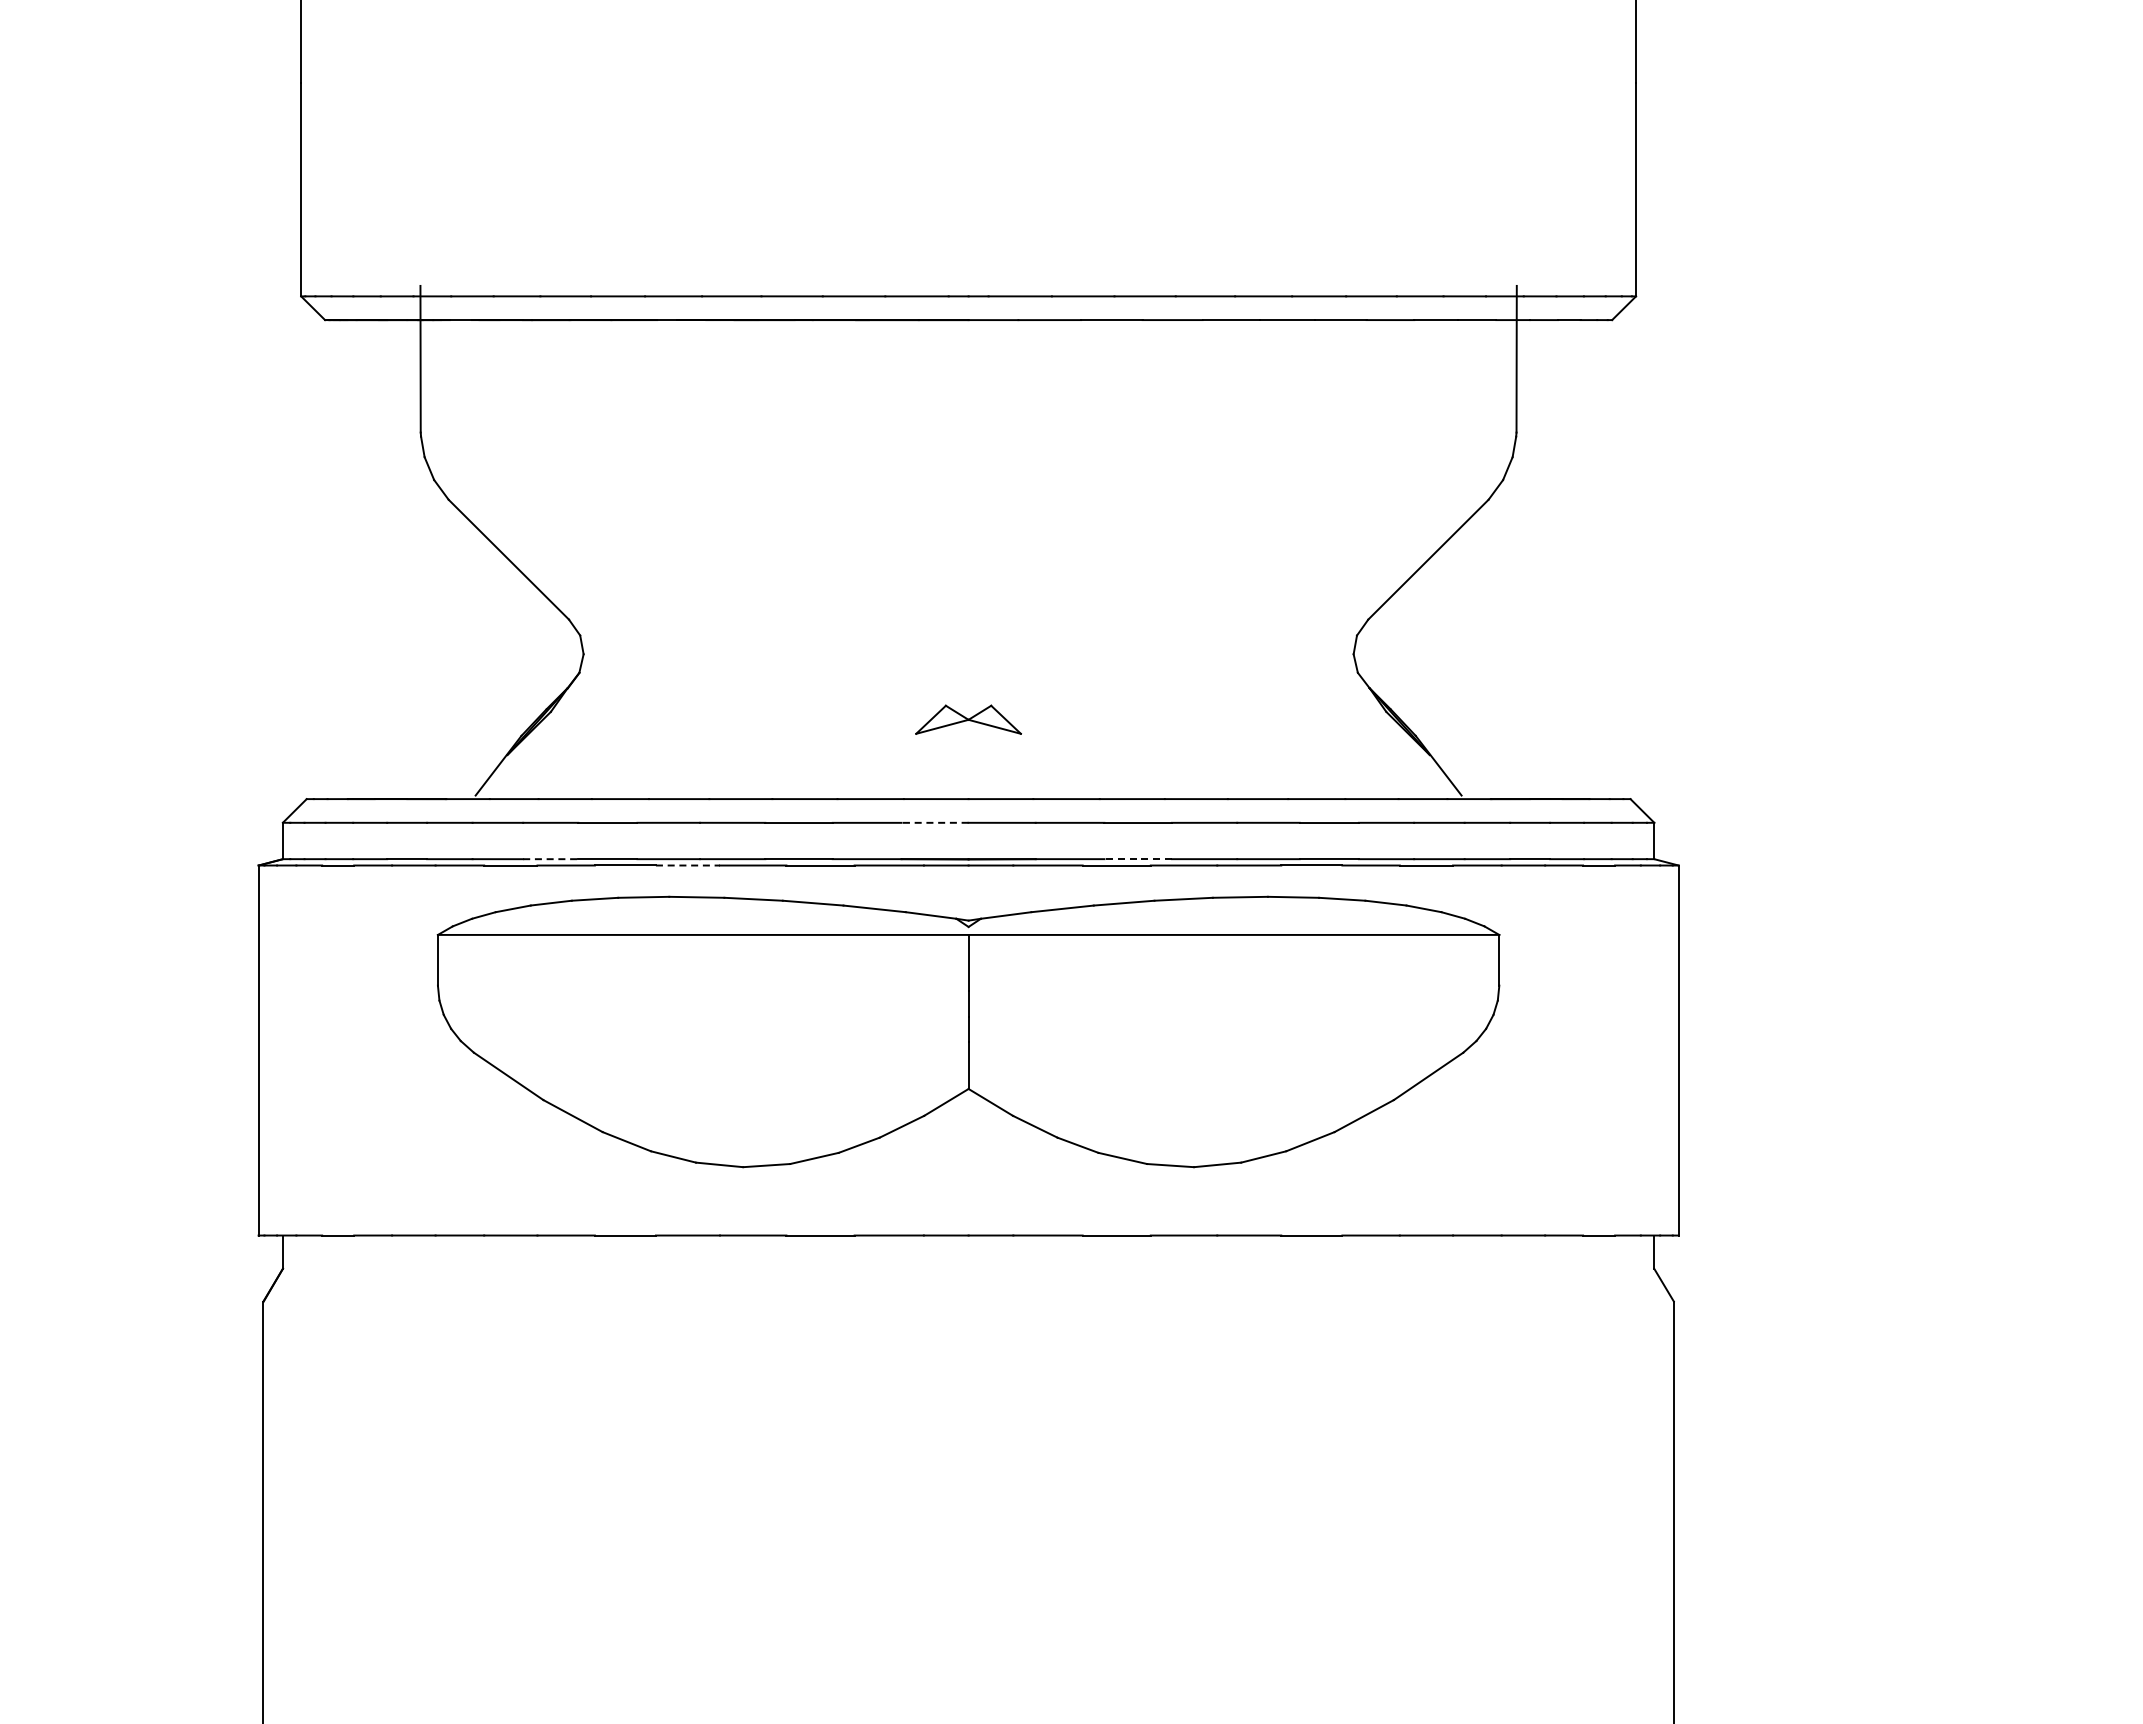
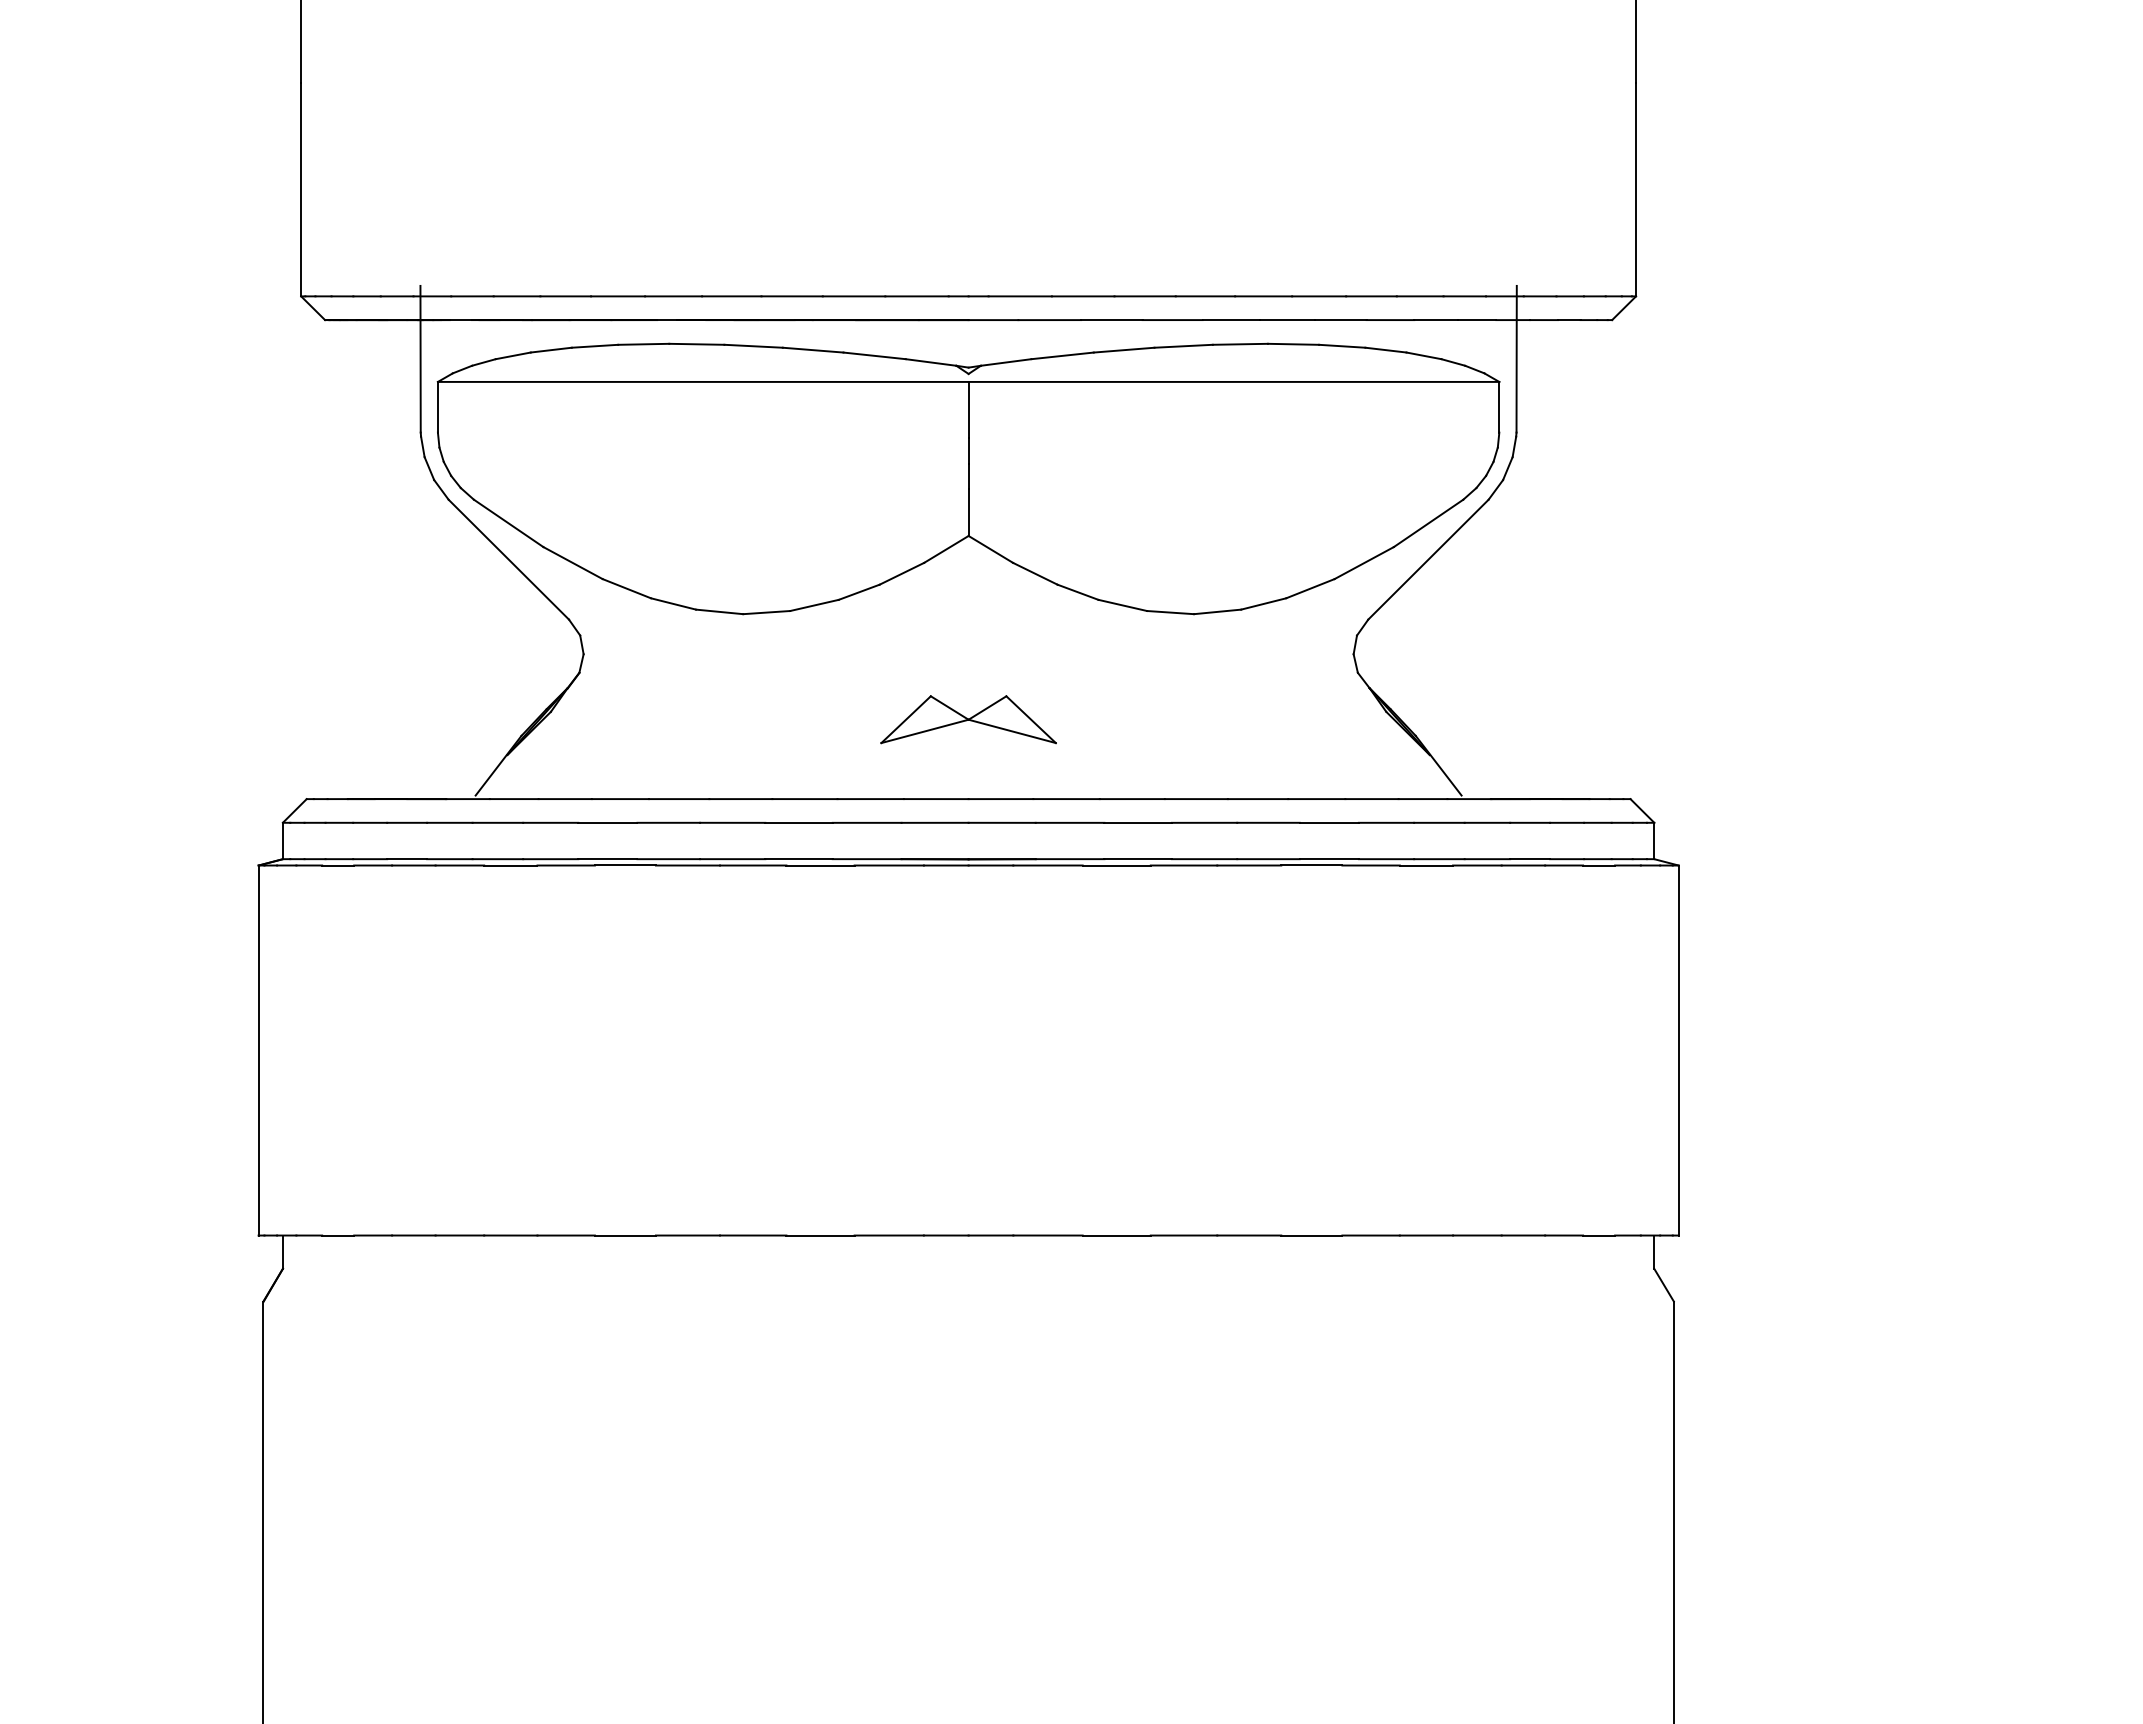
part size: 107x31 px -> 177x50 px (968, 719)
line: dashed -> solid (935, 822)
line: dashed -> solid (550, 859)
line: dashed -> solid (1138, 859)
line: dashed -> solid (688, 865)
part position: (968, 1031) -> (968, 478) (968, 478)
